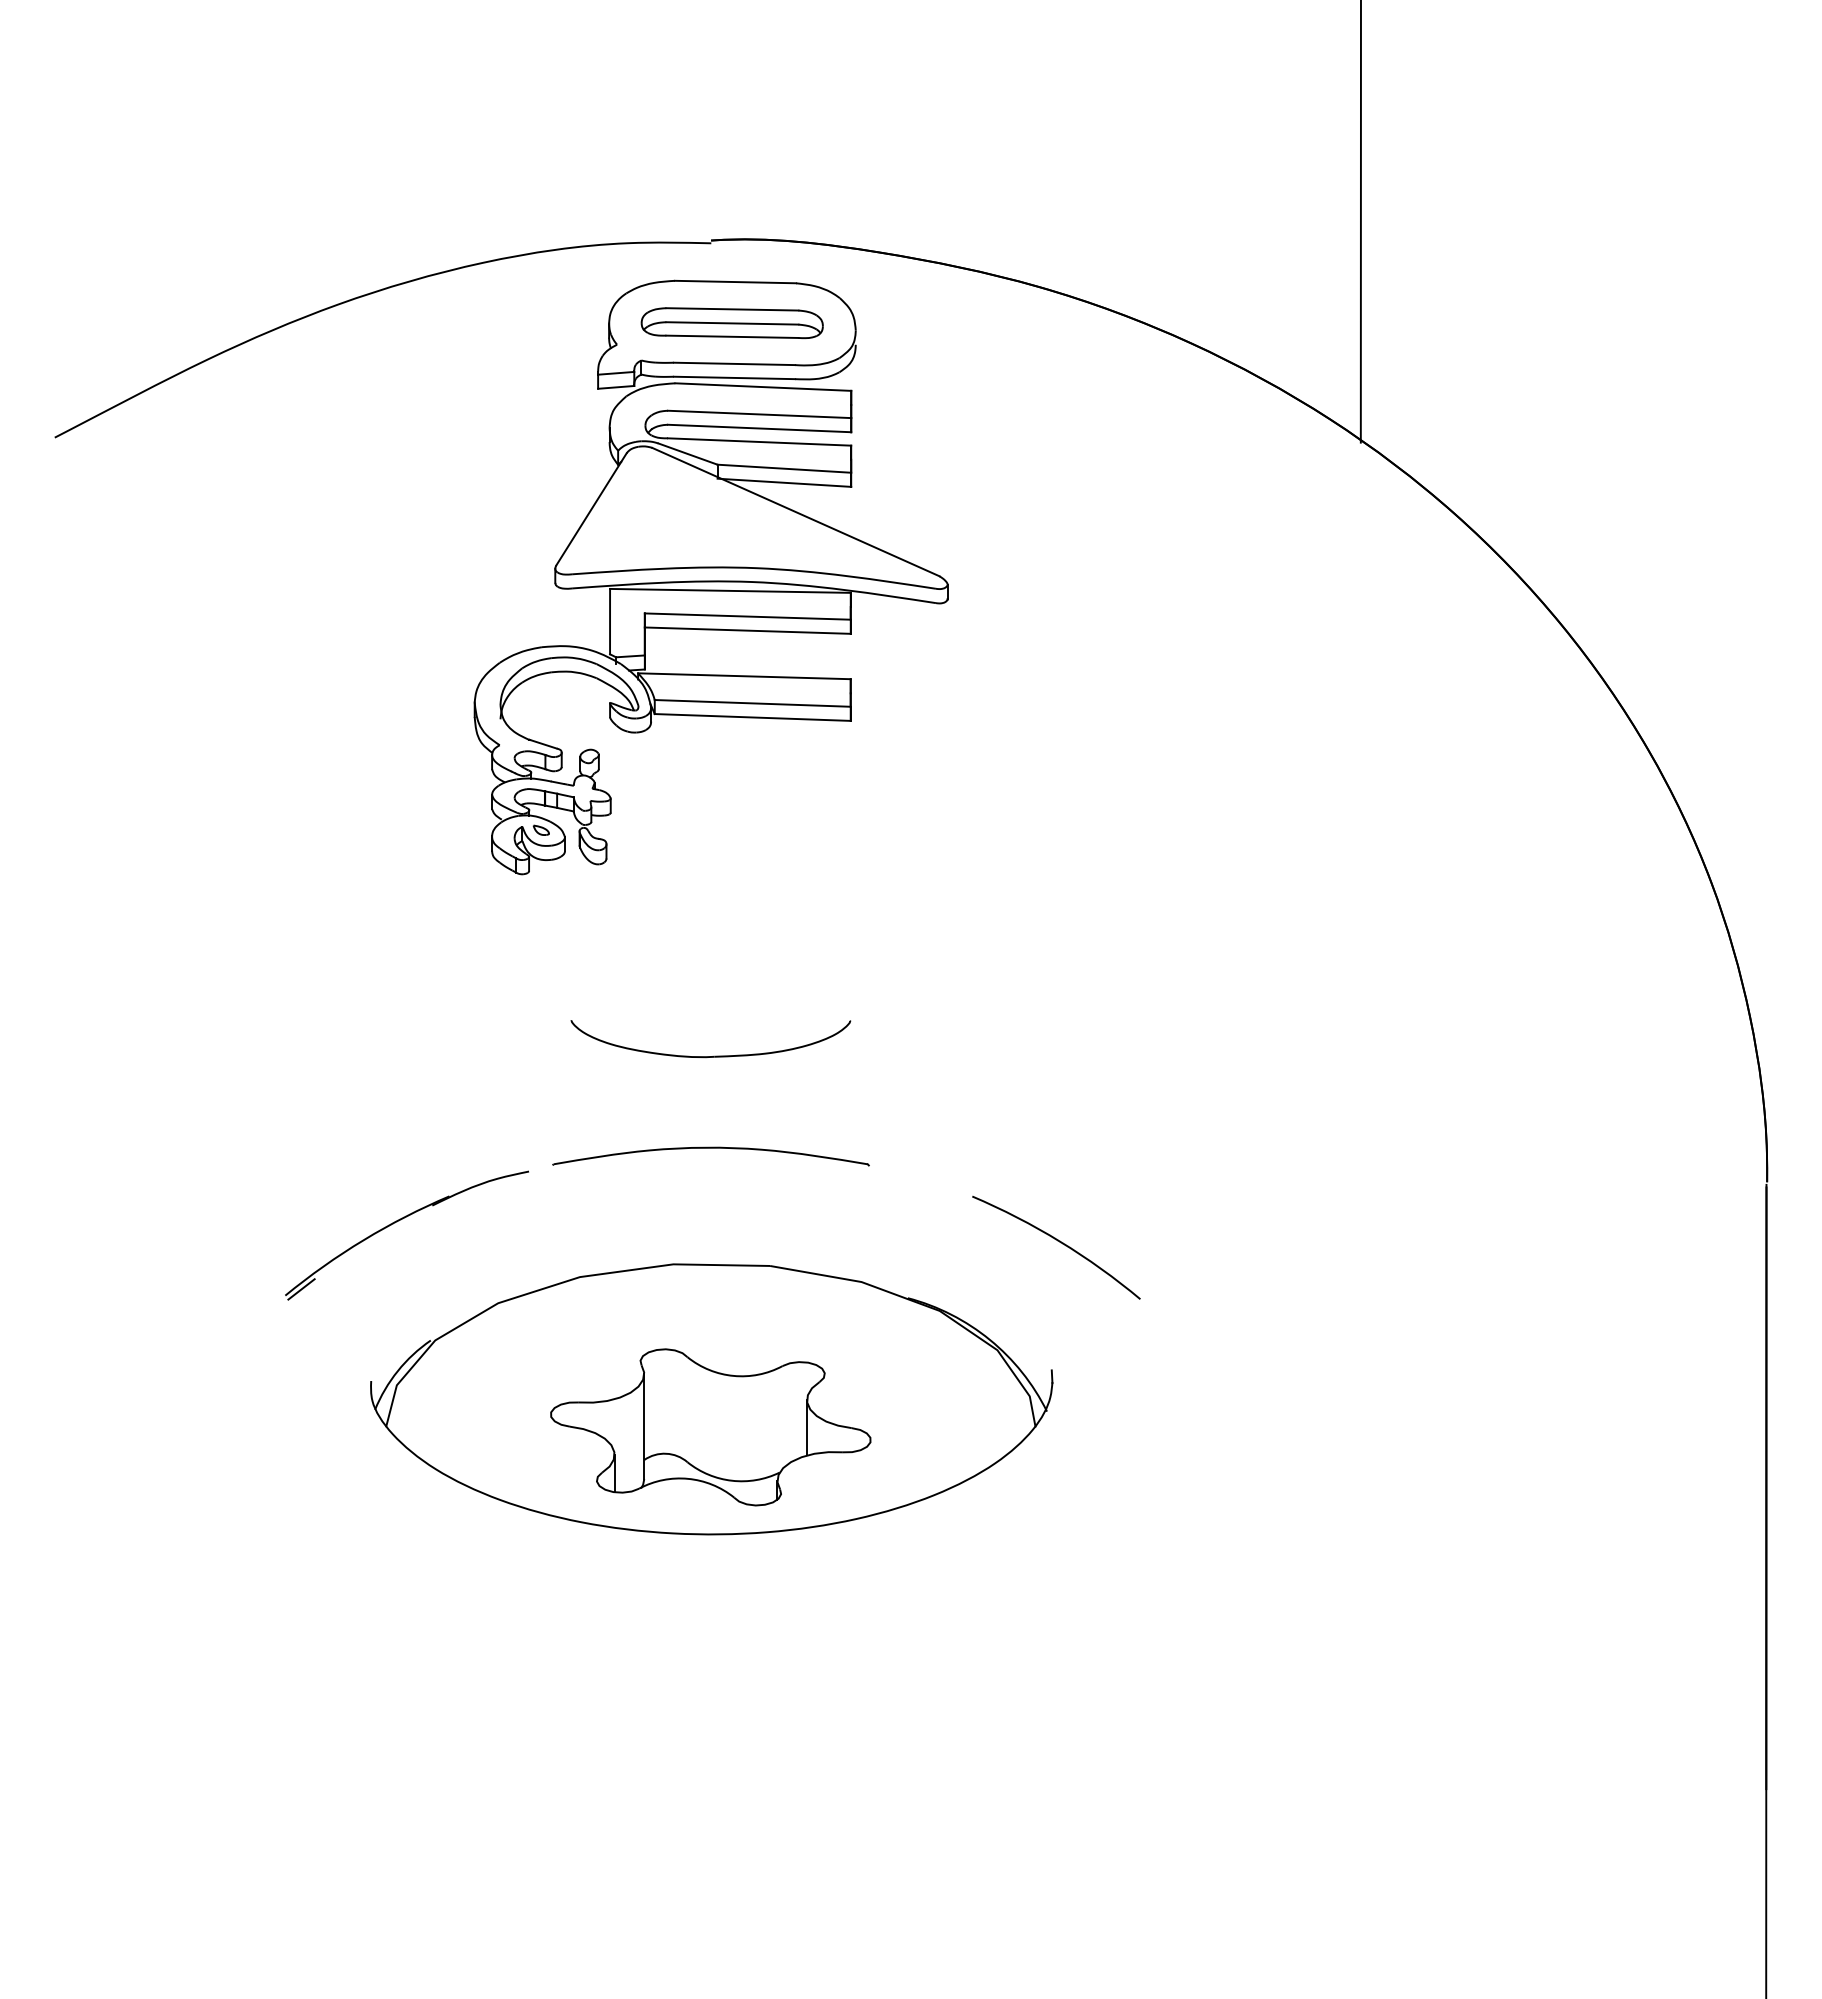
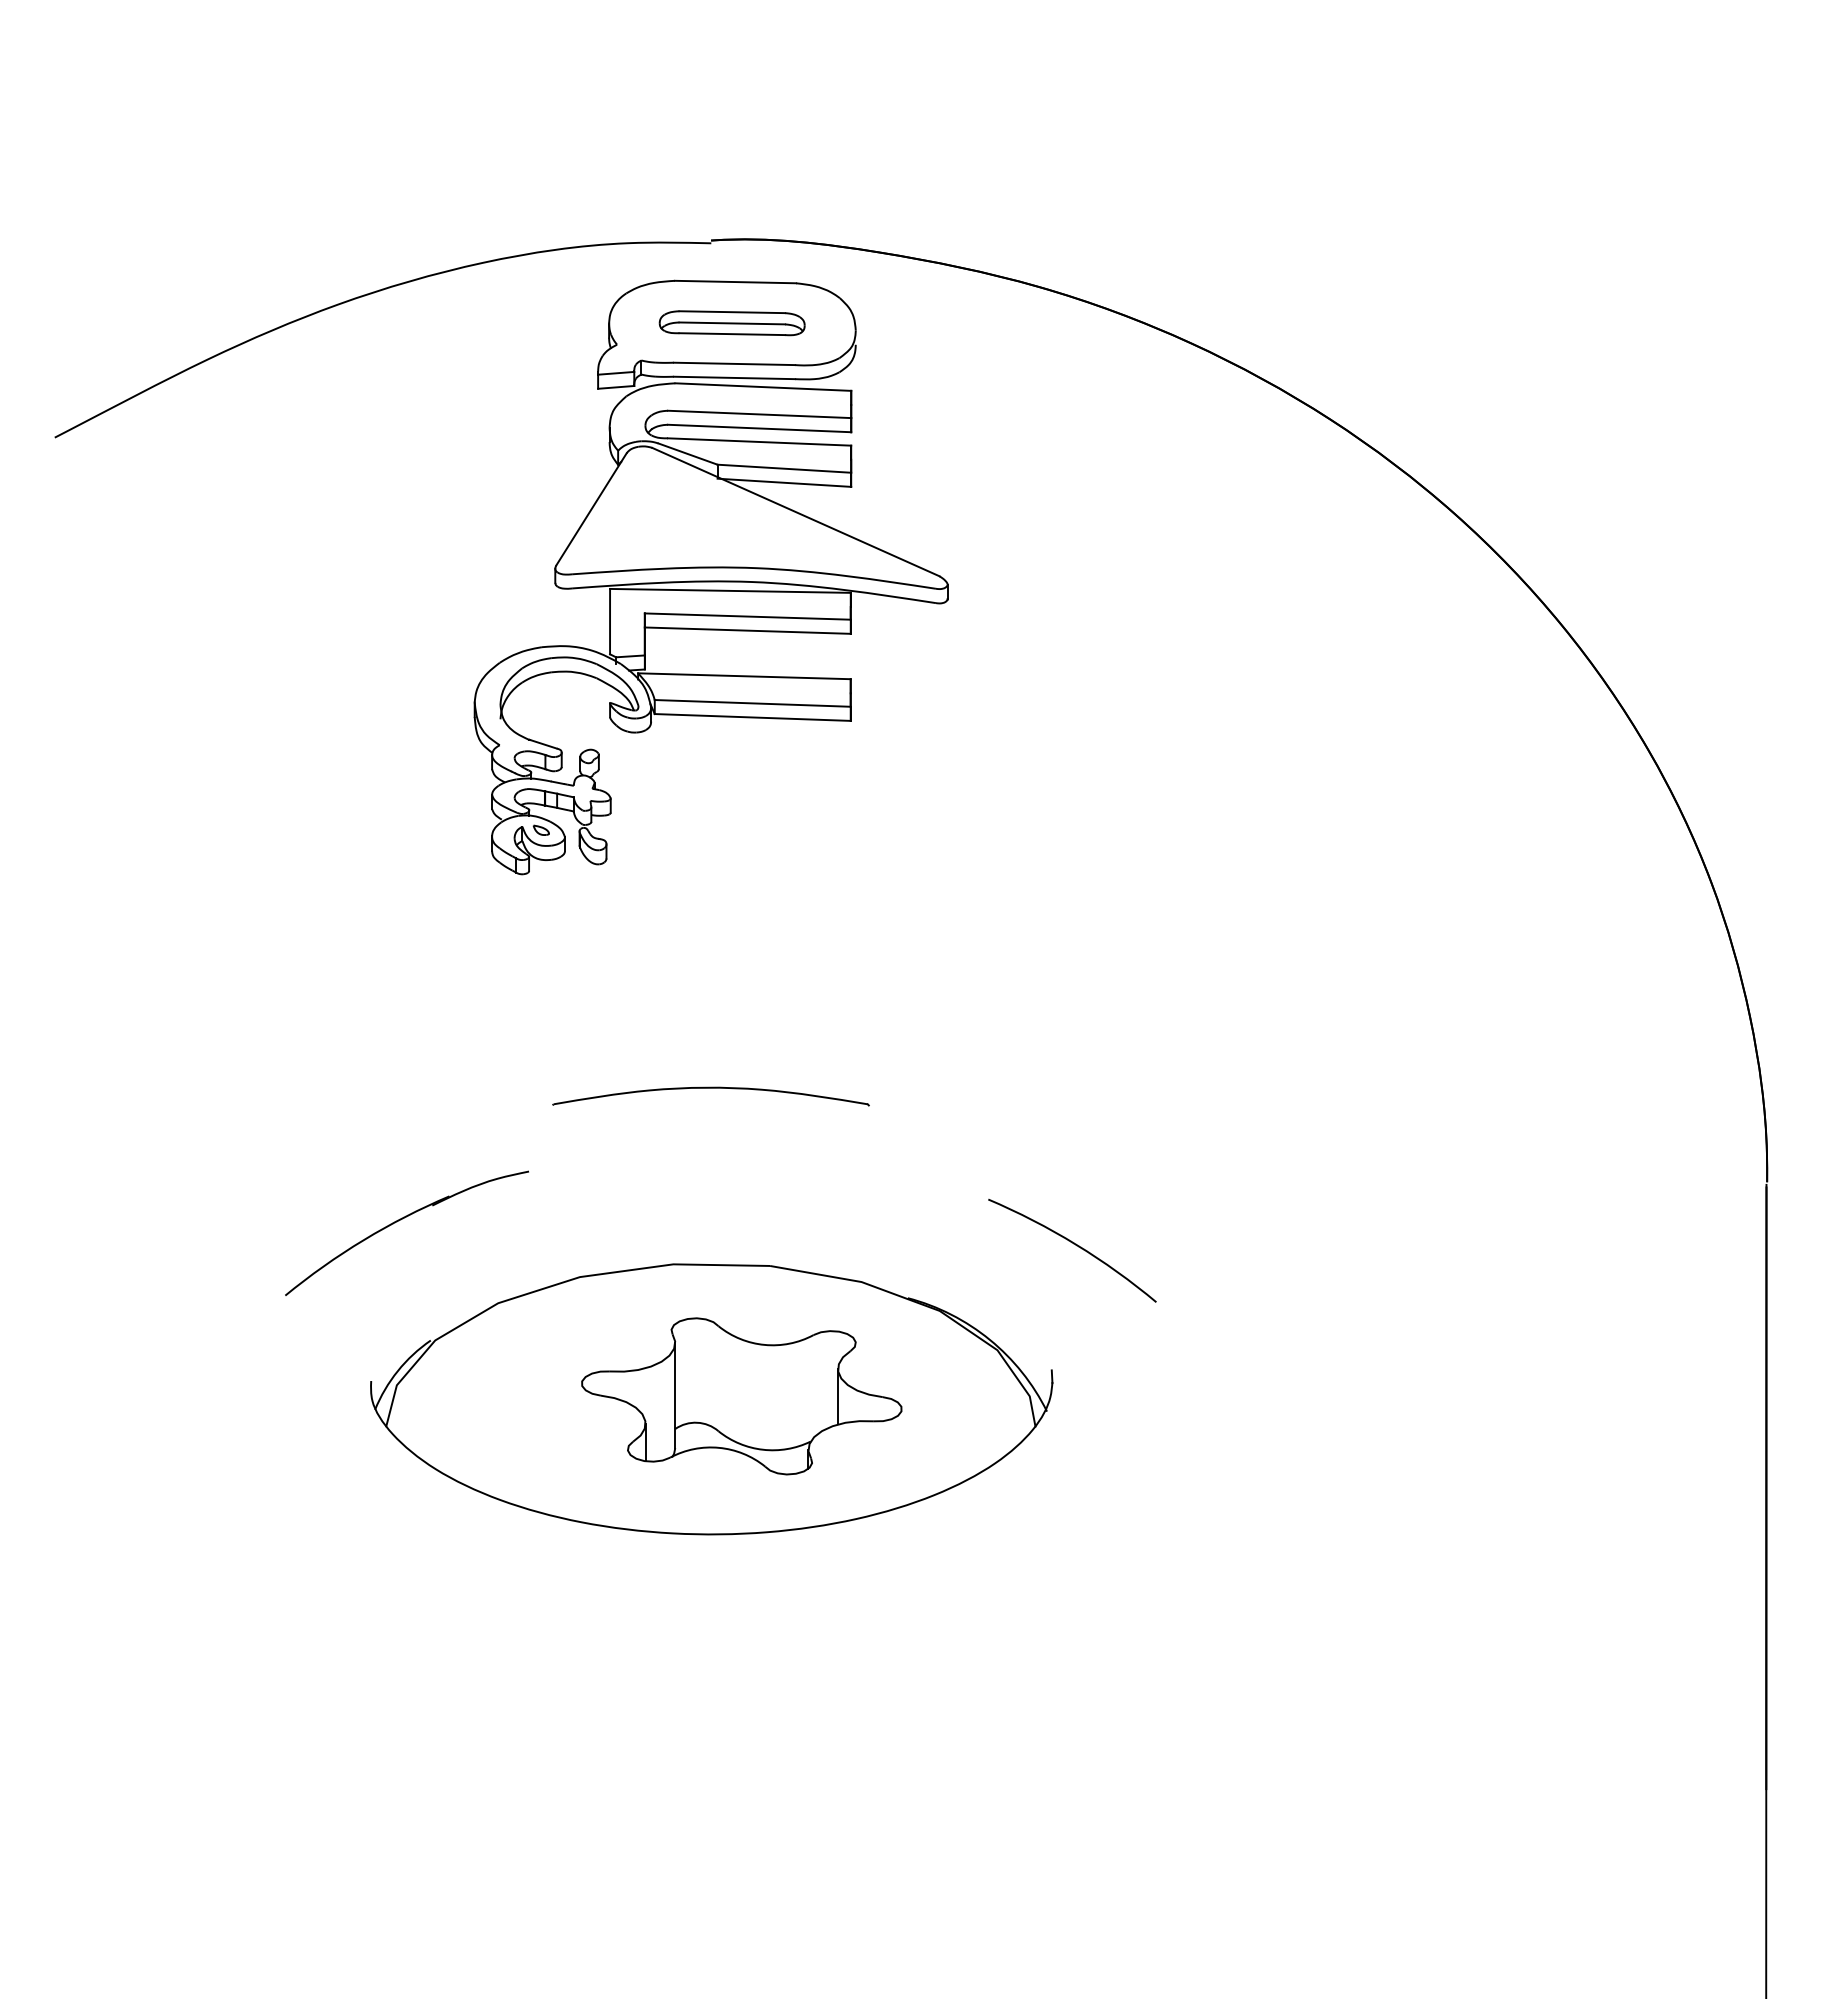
line: present -> none (1360, 222)
part size: 184x33 px -> 148x27 px (731, 323)
part: present -> none (713, 1055)
part position: (710, 1148) -> (710, 1088) (710, 1088)
arc position: (1060, 1243) -> (1076, 1246) (1076, 1246)
line: present -> none (301, 1289)
part position: (710, 1427) -> (741, 1396) (741, 1396)
